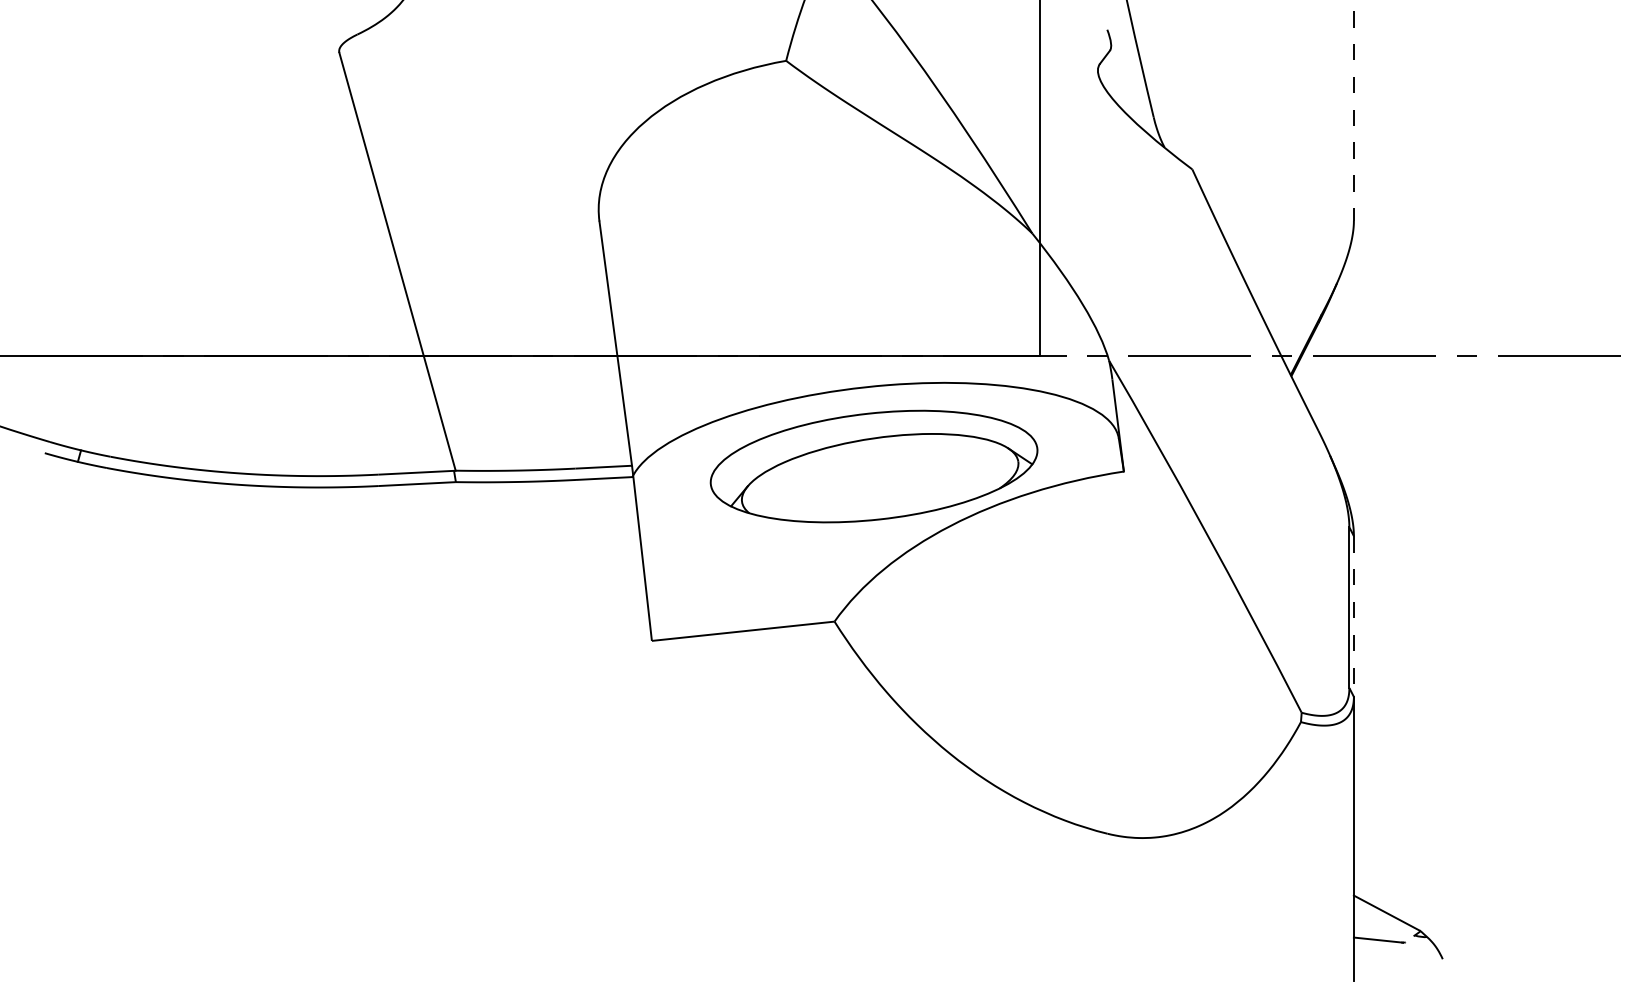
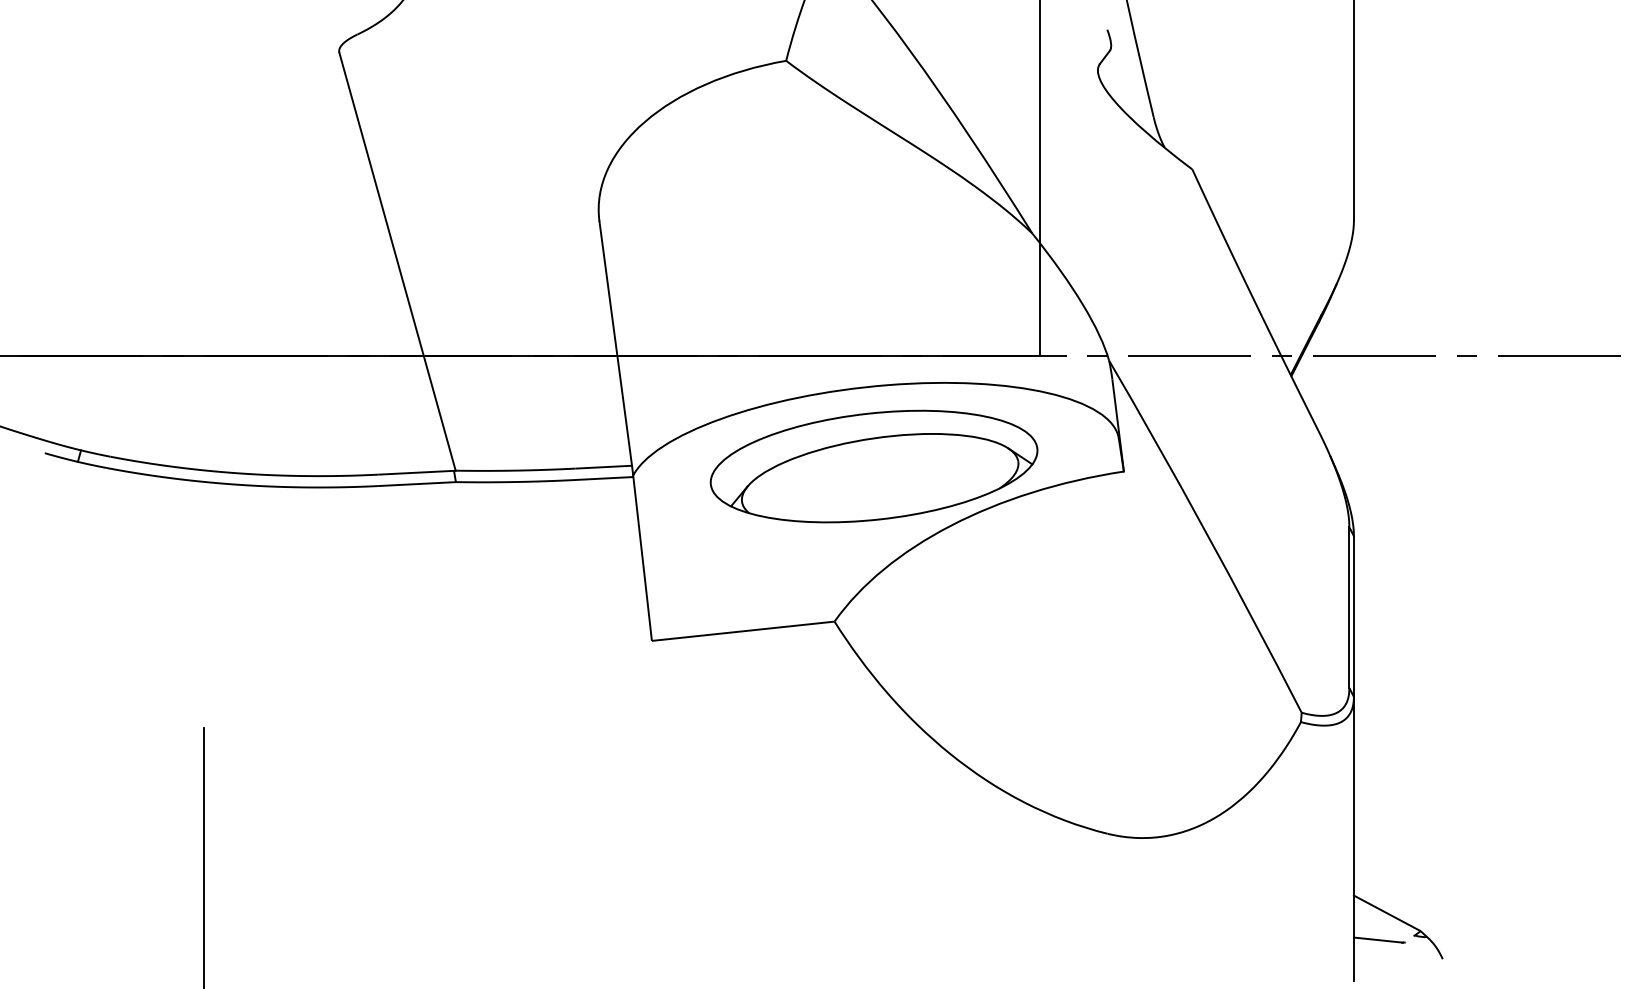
line: dashed -> solid (1353, 110)
line: dashed -> solid (1353, 616)
line: none -> present (204, 856)
